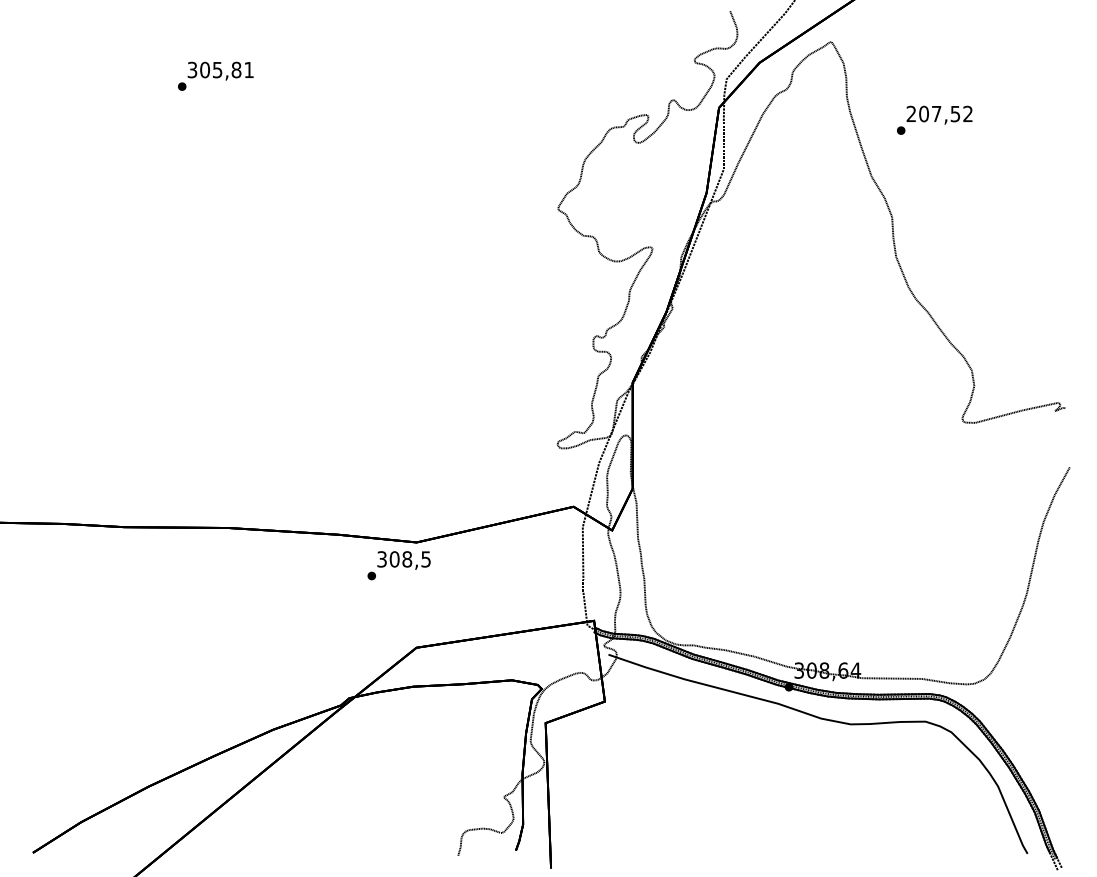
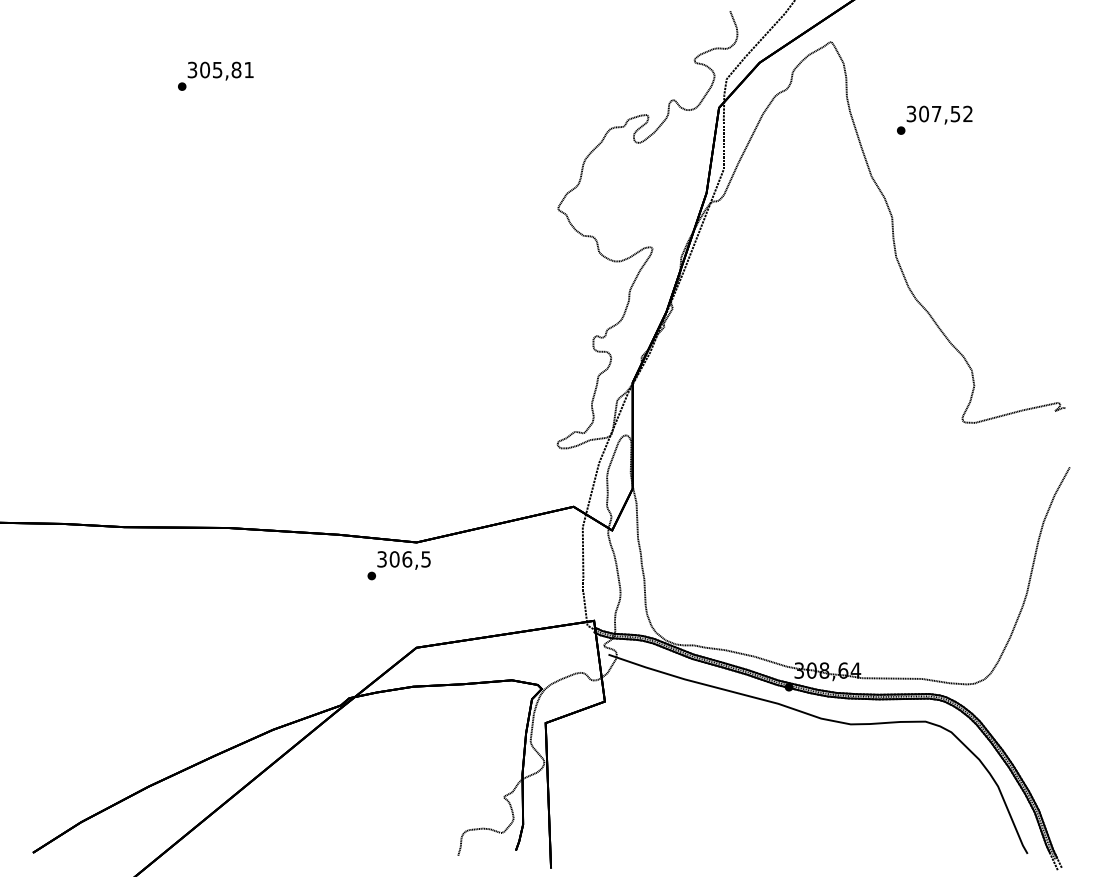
text: 207,52 -> 307,52 (911, 114)
text: 308,5 -> 306,5 (407, 559)
